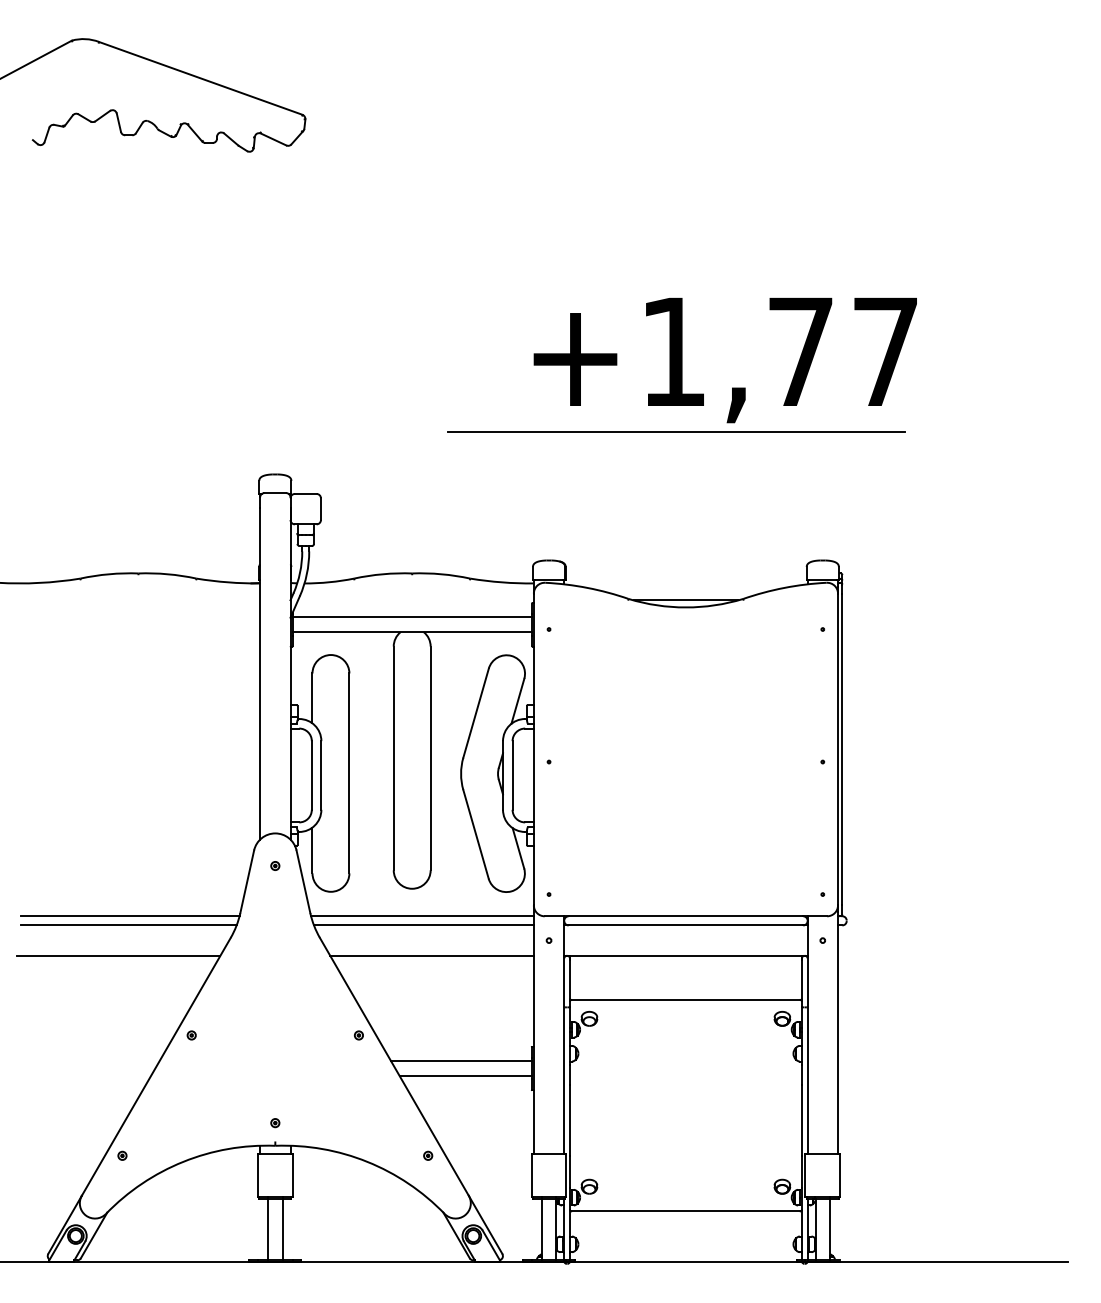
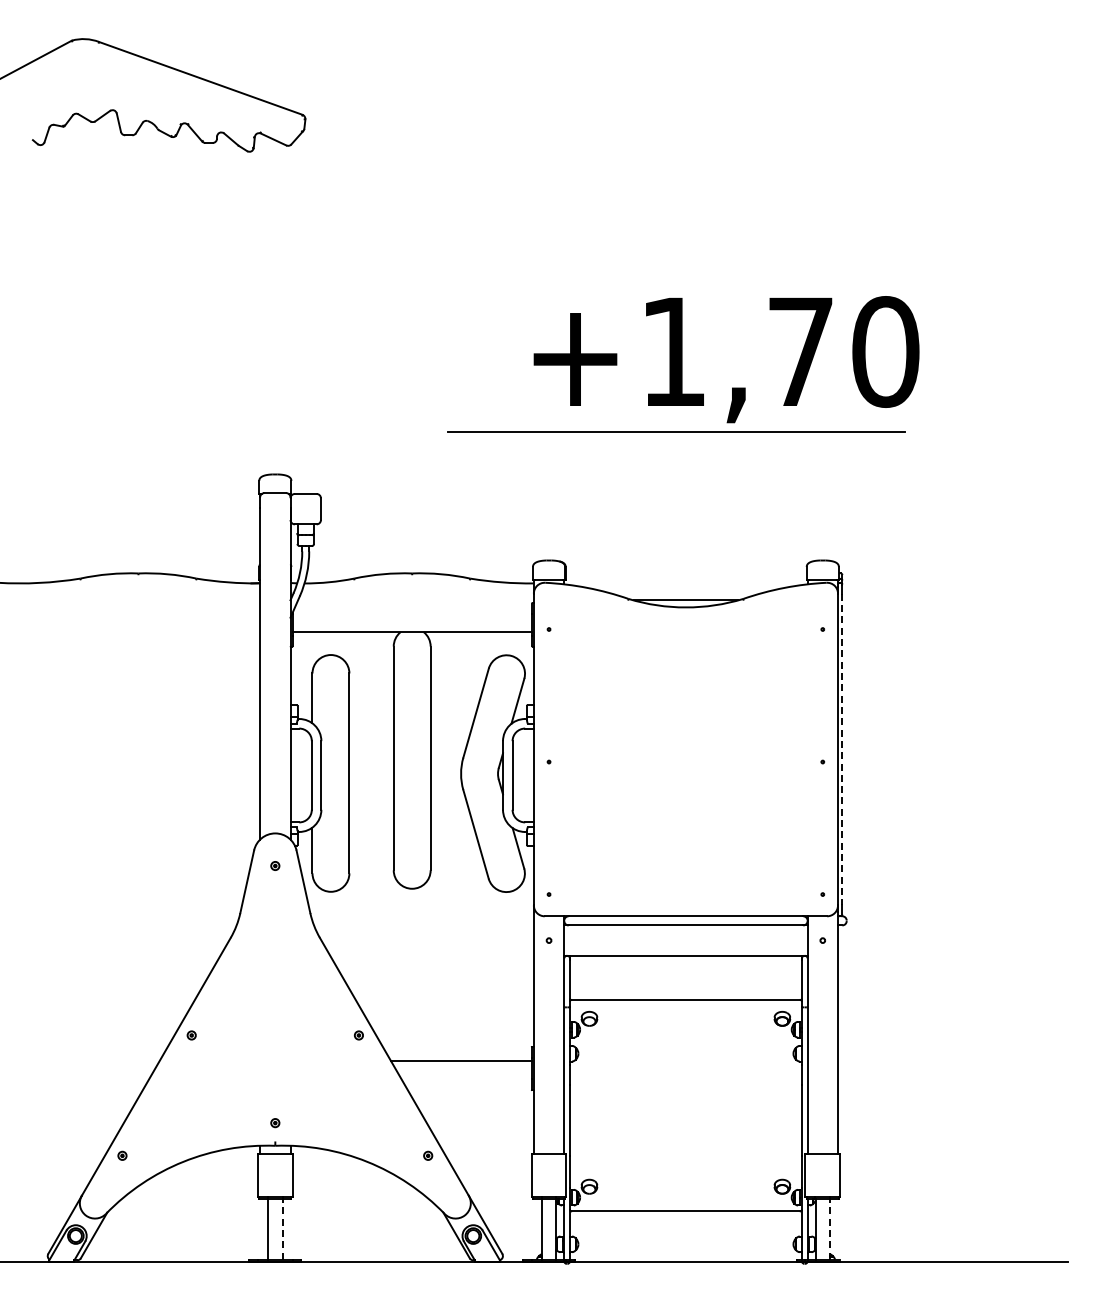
text: +1,77 -> +1,70 (885, 351)
line: present -> none (412, 617)
line: solid -> dashed (842, 749)
line: present -> none (130, 916)
line: present -> none (422, 916)
line: present -> none (128, 925)
line: present -> none (423, 925)
line: present -> none (118, 955)
line: present -> none (431, 955)
line: present -> none (465, 1075)
line: solid -> dashed (282, 1228)
line: solid -> dashed (830, 1228)
